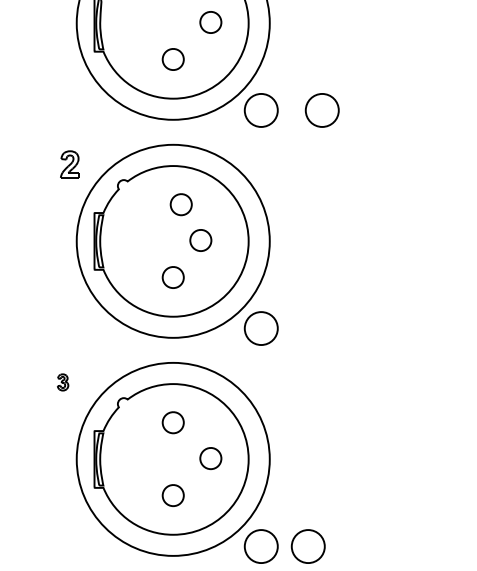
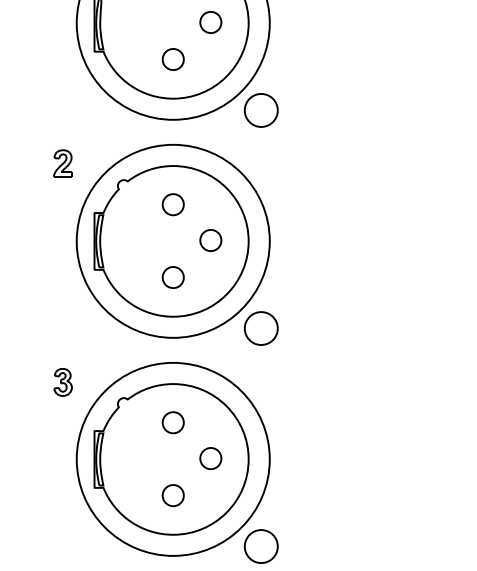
part: present -> none (321, 110)
part position: (69, 164) -> (62, 163) (62, 163)
part position: (180, 204) -> (172, 204) (172, 204)
part position: (200, 240) -> (210, 240) (210, 240)
part size: 13x19 px -> 20x29 px (62, 382)
part: present -> none (307, 546)
